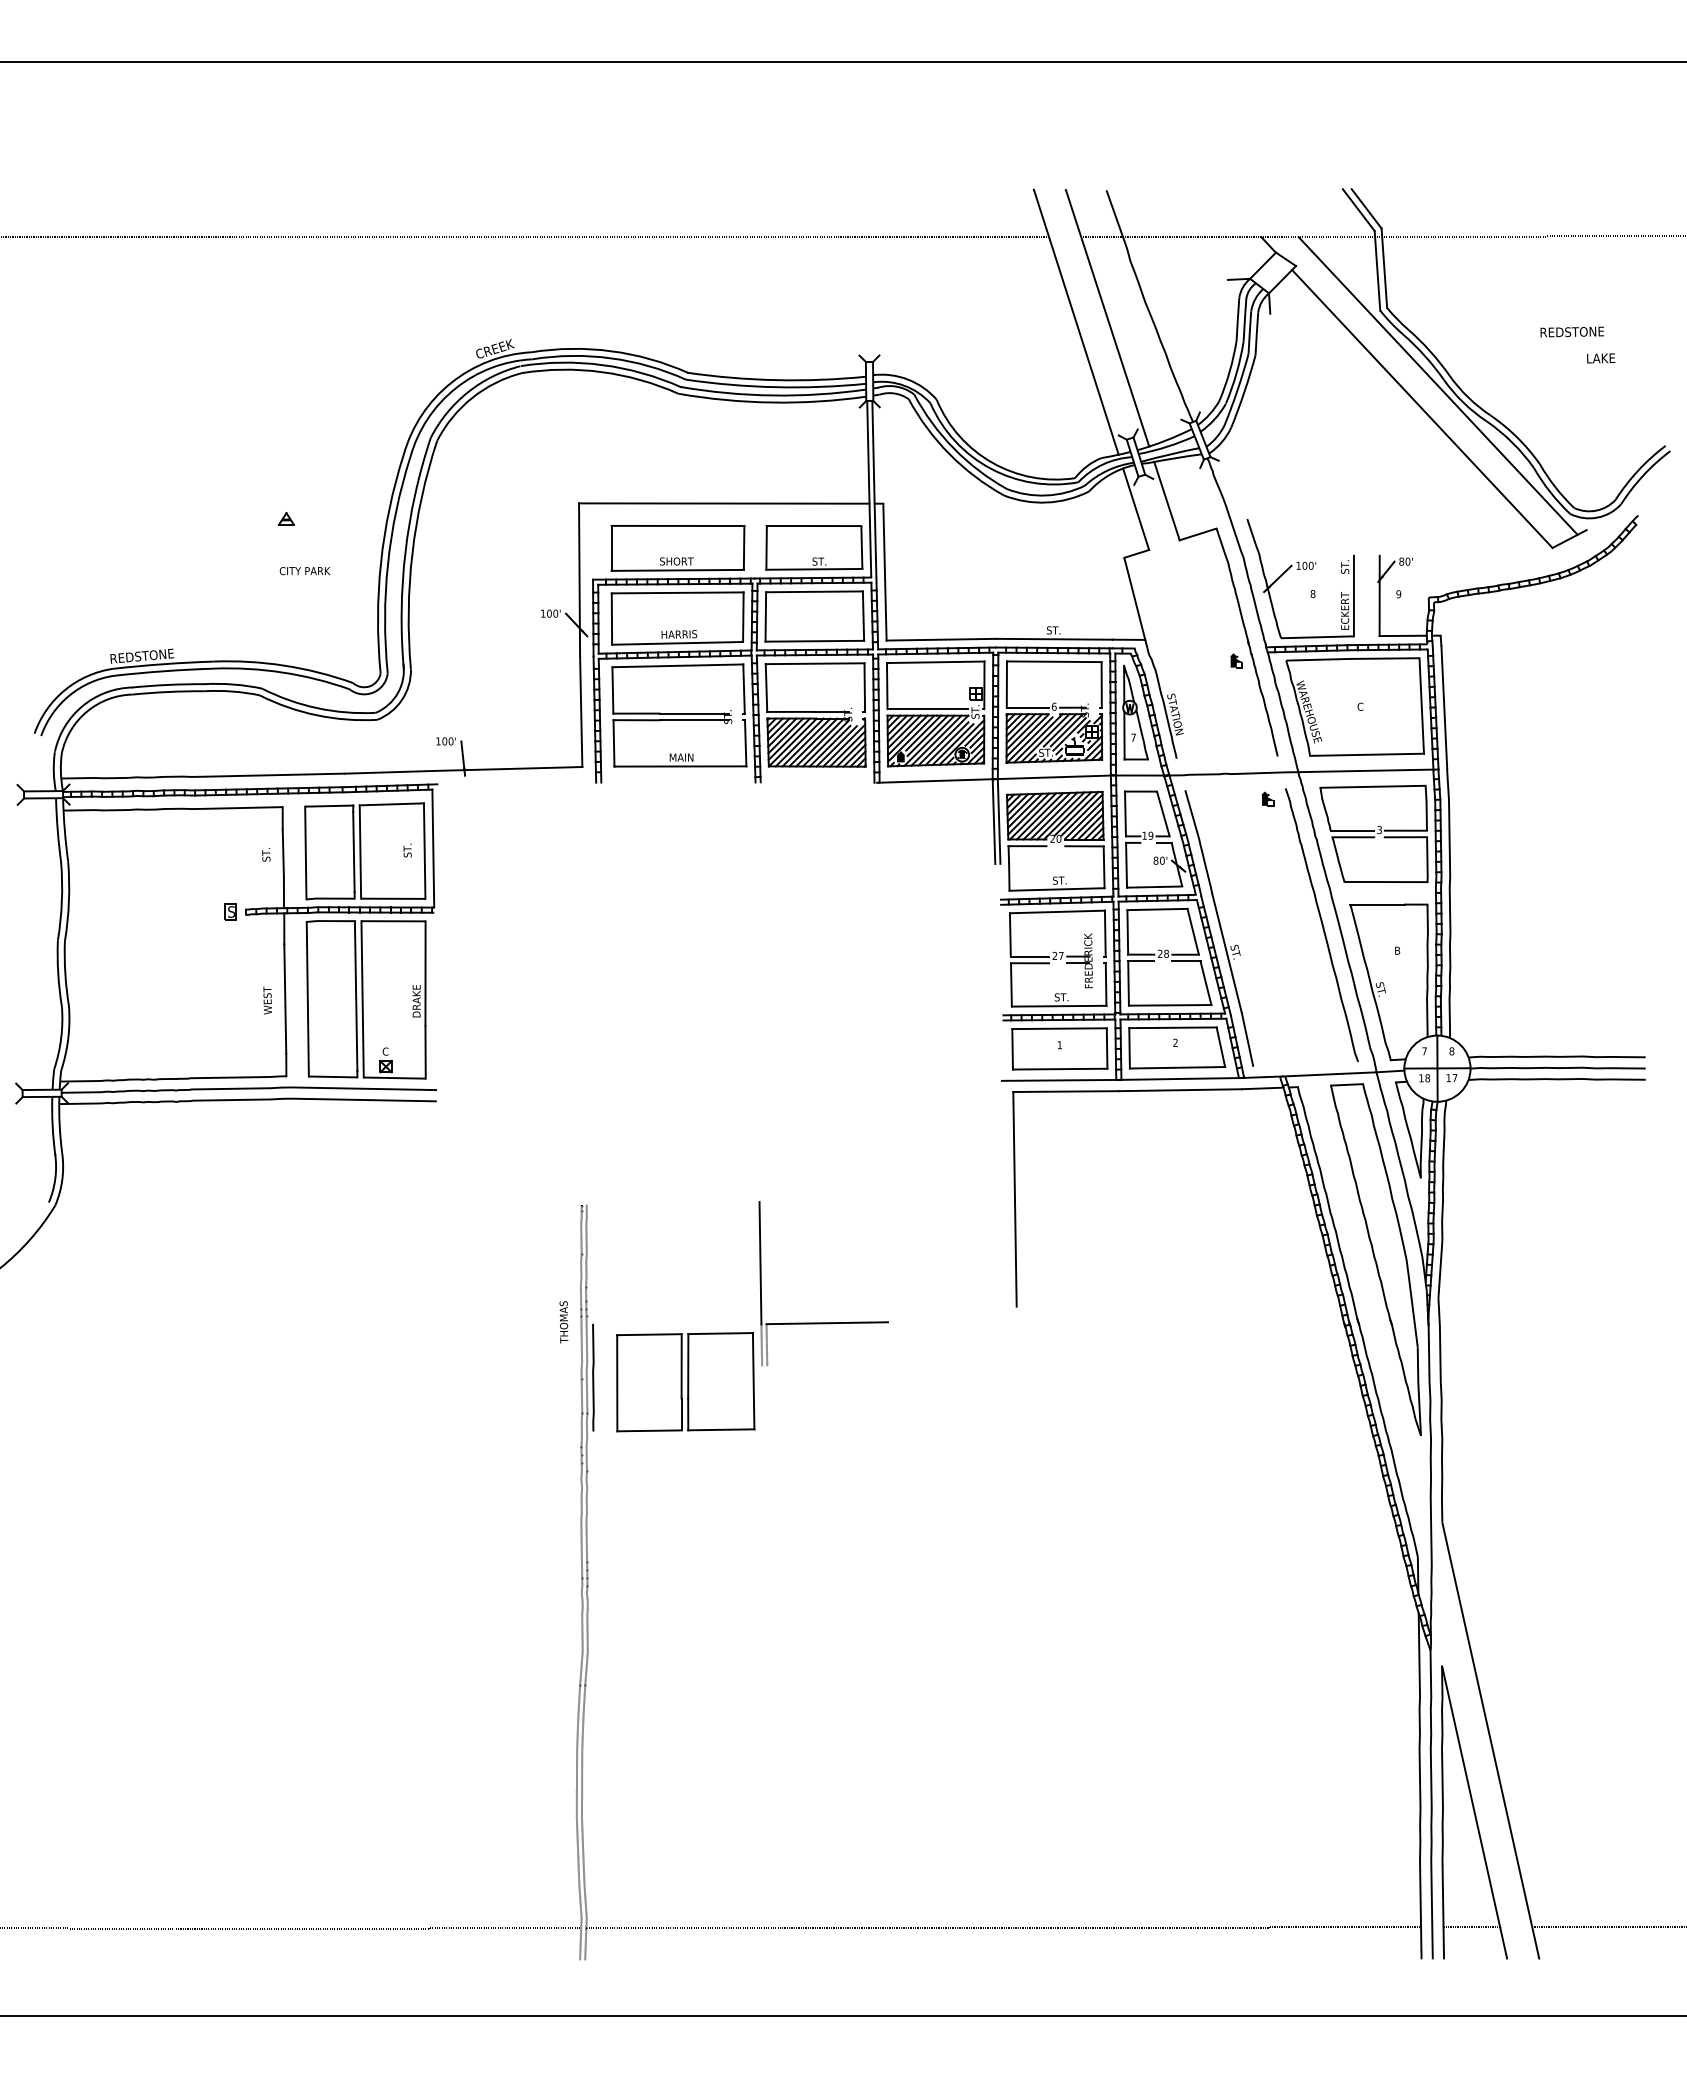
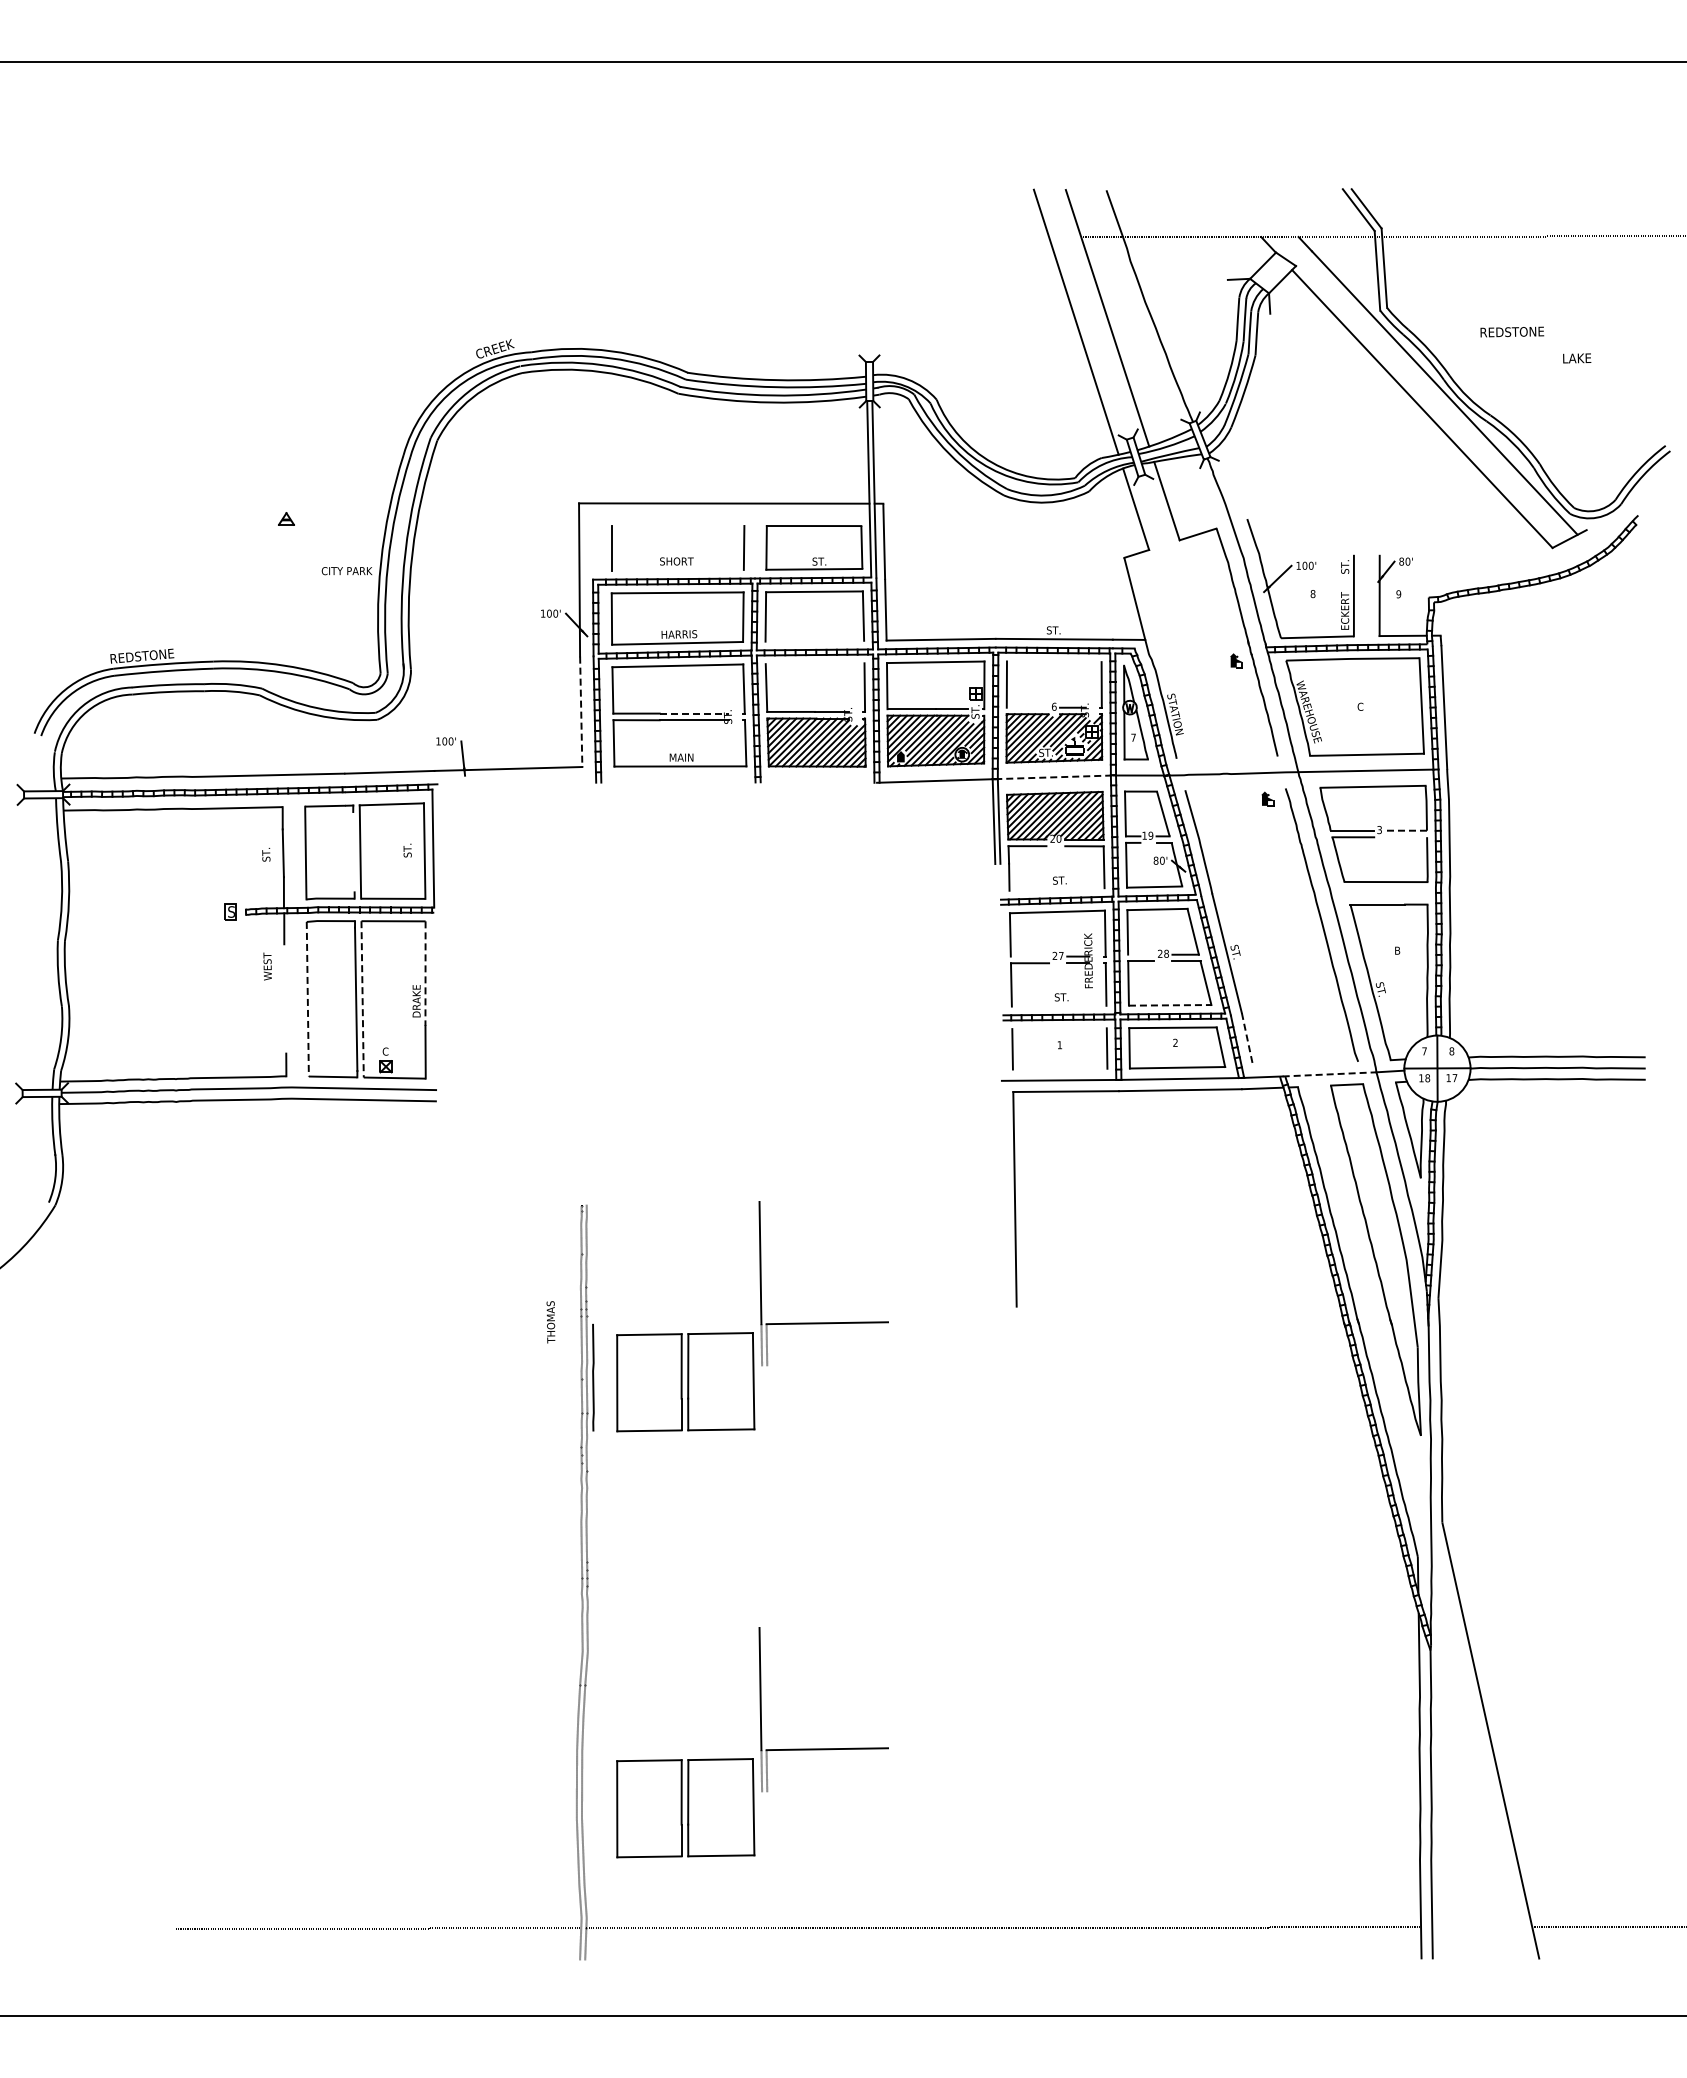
line: present -> none (525, 237)
text position: (1572, 331) -> (1512, 331) (1512, 331)
text position: (1601, 358) -> (1577, 358) (1577, 358)
line: present -> none (677, 525)
line: present -> none (677, 569)
text position: (304, 571) -> (346, 571) (346, 571)
line: present -> none (814, 640)
line: present -> none (1053, 661)
line: present -> none (814, 663)
line: present -> none (1027, 707)
line: solid -> dashed (581, 712)
line: solid -> dashed (694, 713)
line: solid -> dashed (1054, 777)
line: solid -> dashed (1405, 830)
line: present -> none (1405, 837)
line: present -> none (353, 852)
line: present -> none (1056, 889)
line: present -> none (1141, 954)
line: present -> none (1029, 956)
line: solid -> dashed (425, 974)
line: present -> none (285, 998)
line: solid -> dashed (307, 999)
line: solid -> dashed (362, 999)
text position: (267, 1000) -> (267, 966) (267, 966)
line: present -> none (1058, 1005)
line: solid -> dashed (1170, 1005)
line: present -> none (1059, 1028)
line: solid -> dashed (1247, 1039)
line: present -> none (1059, 1068)
line: solid -> dashed (1329, 1074)
text position: (563, 1322) -> (550, 1322) (550, 1322)
part: none -> present (760, 1742)
part: present -> none (1474, 1812)
line: present -> none (88, 1928)
